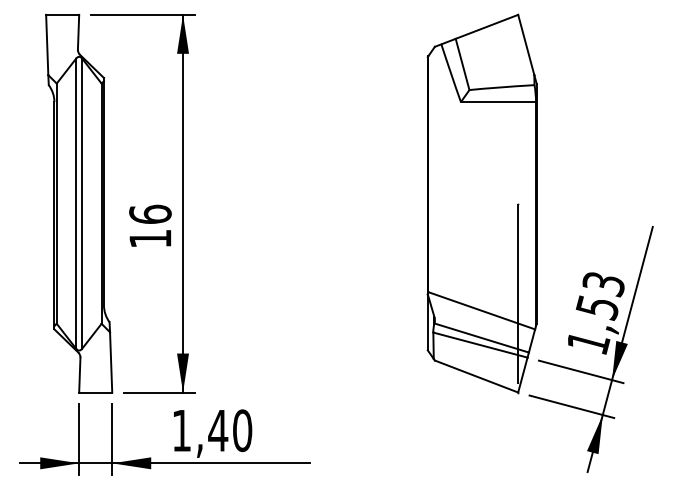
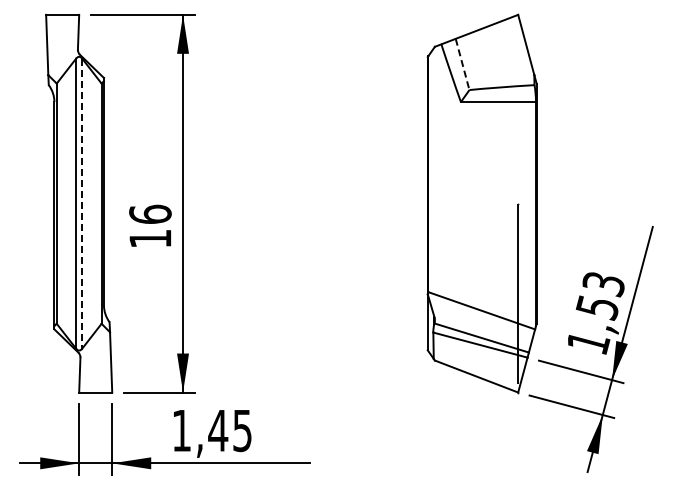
line: solid -> dashed (462, 64)
line: solid -> dashed (82, 203)
text: 1,40 -> 1,45 (242, 430)
